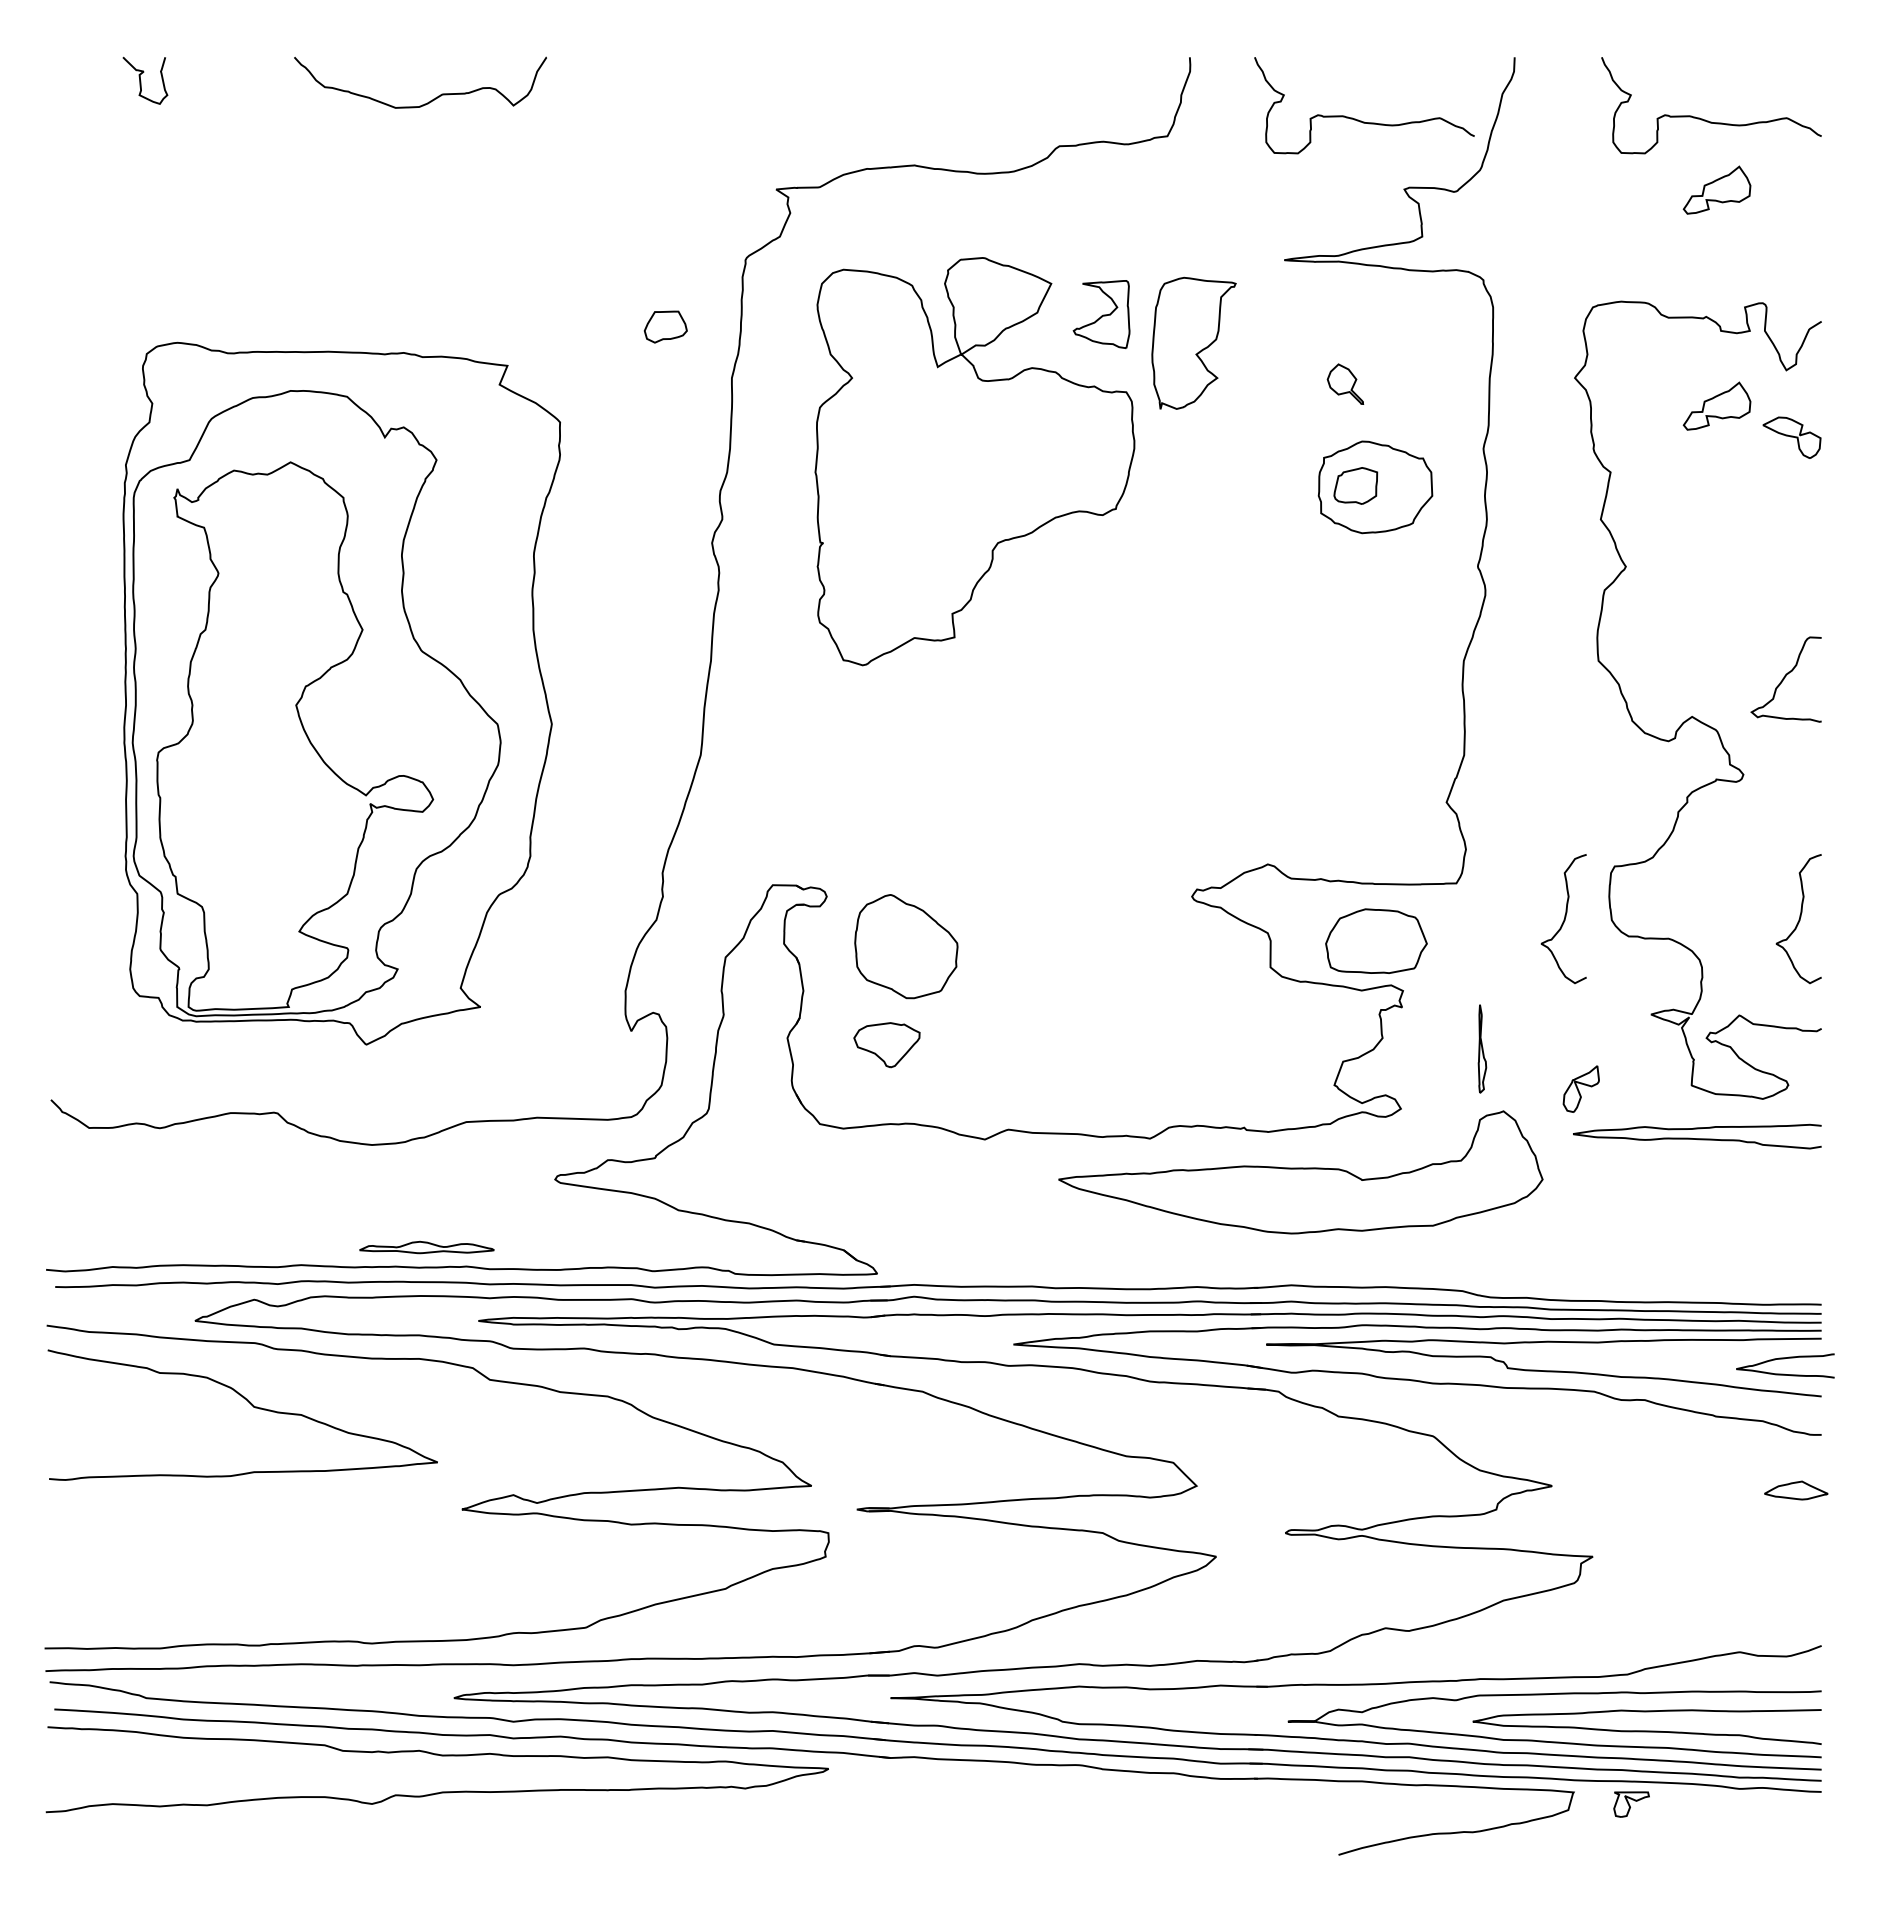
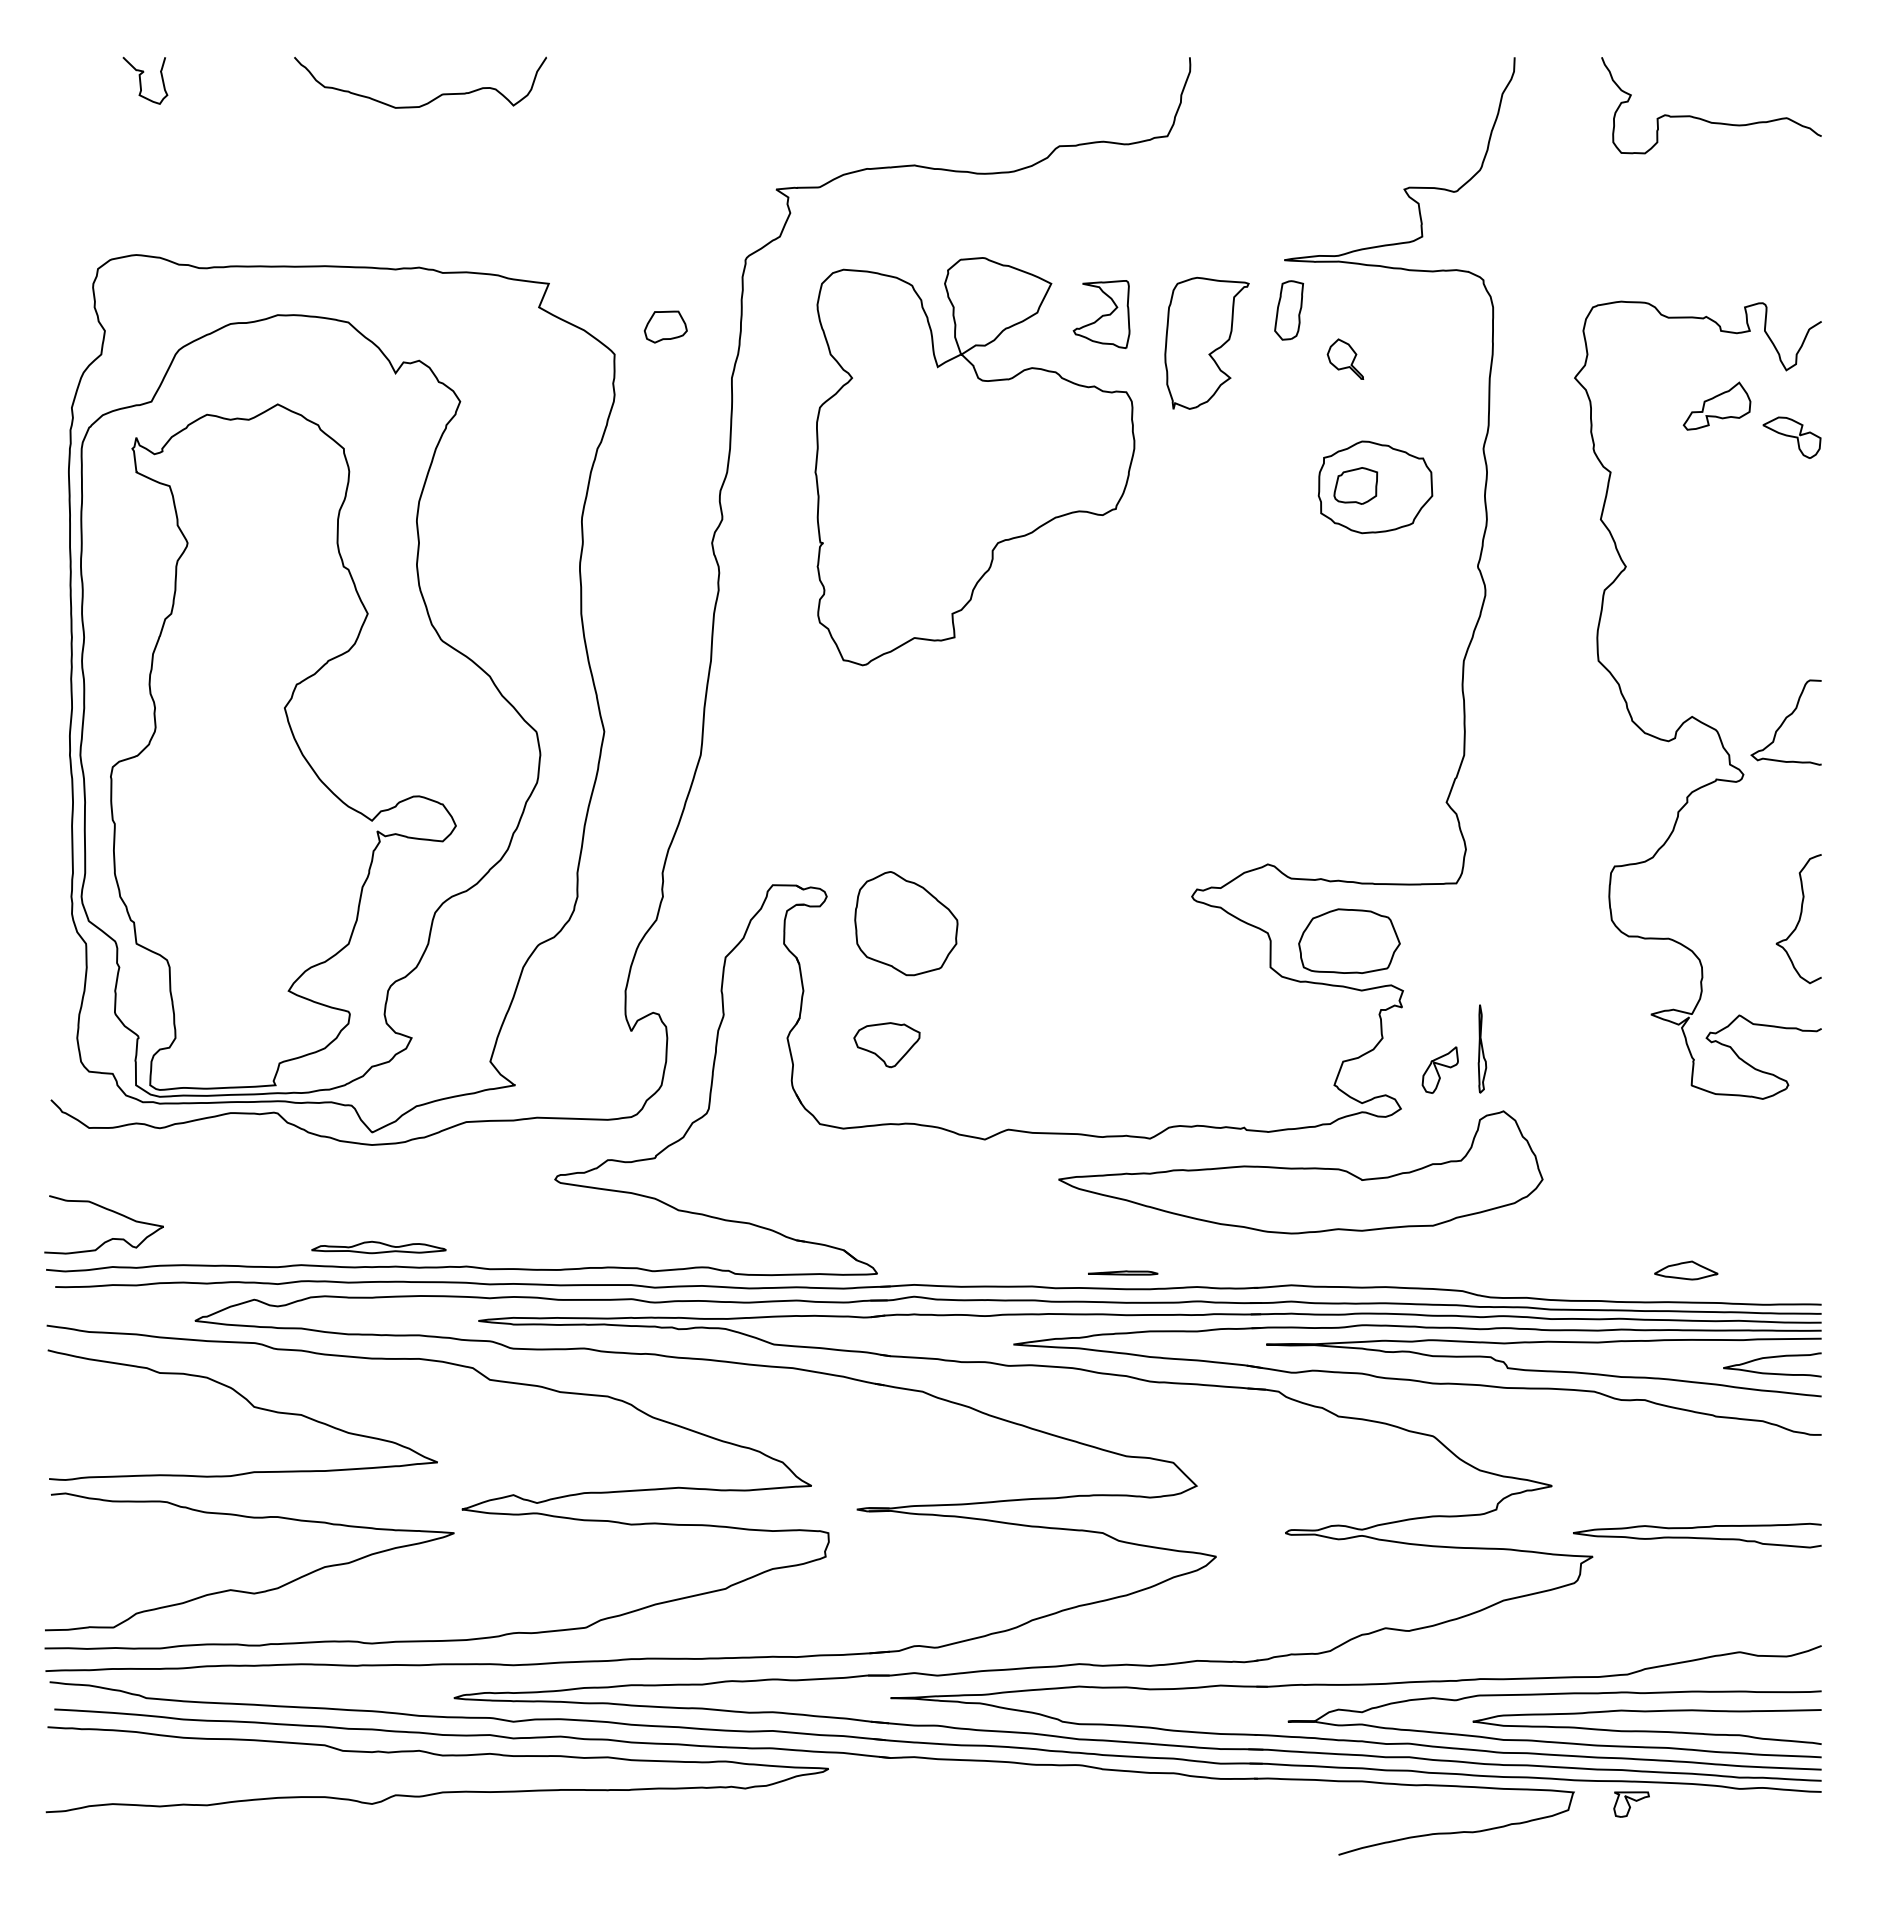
curve: present -> none (1358, 119)
part: present -> none (1716, 189)
part: none -> present (1289, 310)
part position: (1193, 342) -> (1206, 342) (1206, 342)
part position: (1345, 383) -> (1345, 358) (1345, 358)
curve position: (1784, 679) -> (1784, 722) (1784, 722)
part size: 439x705 px -> 548x880 px (341, 693)
curve: present -> none (1563, 919)
part position: (1376, 940) -> (1349, 940) (1349, 940)
part position: (906, 946) -> (906, 923) (906, 923)
part position: (1580, 1088) -> (1439, 1069) (1439, 1069)
curve position: (1697, 1138) -> (1697, 1537) (1697, 1537)
curve: none -> present (107, 1210)
part position: (426, 1247) -> (378, 1247) (378, 1247)
part: none -> present (1123, 1272)
curve position: (1784, 1359) -> (1771, 1358) (1771, 1358)
part position: (1796, 1490) -> (1686, 1270) (1686, 1270)
curve: none -> present (242, 1590)
